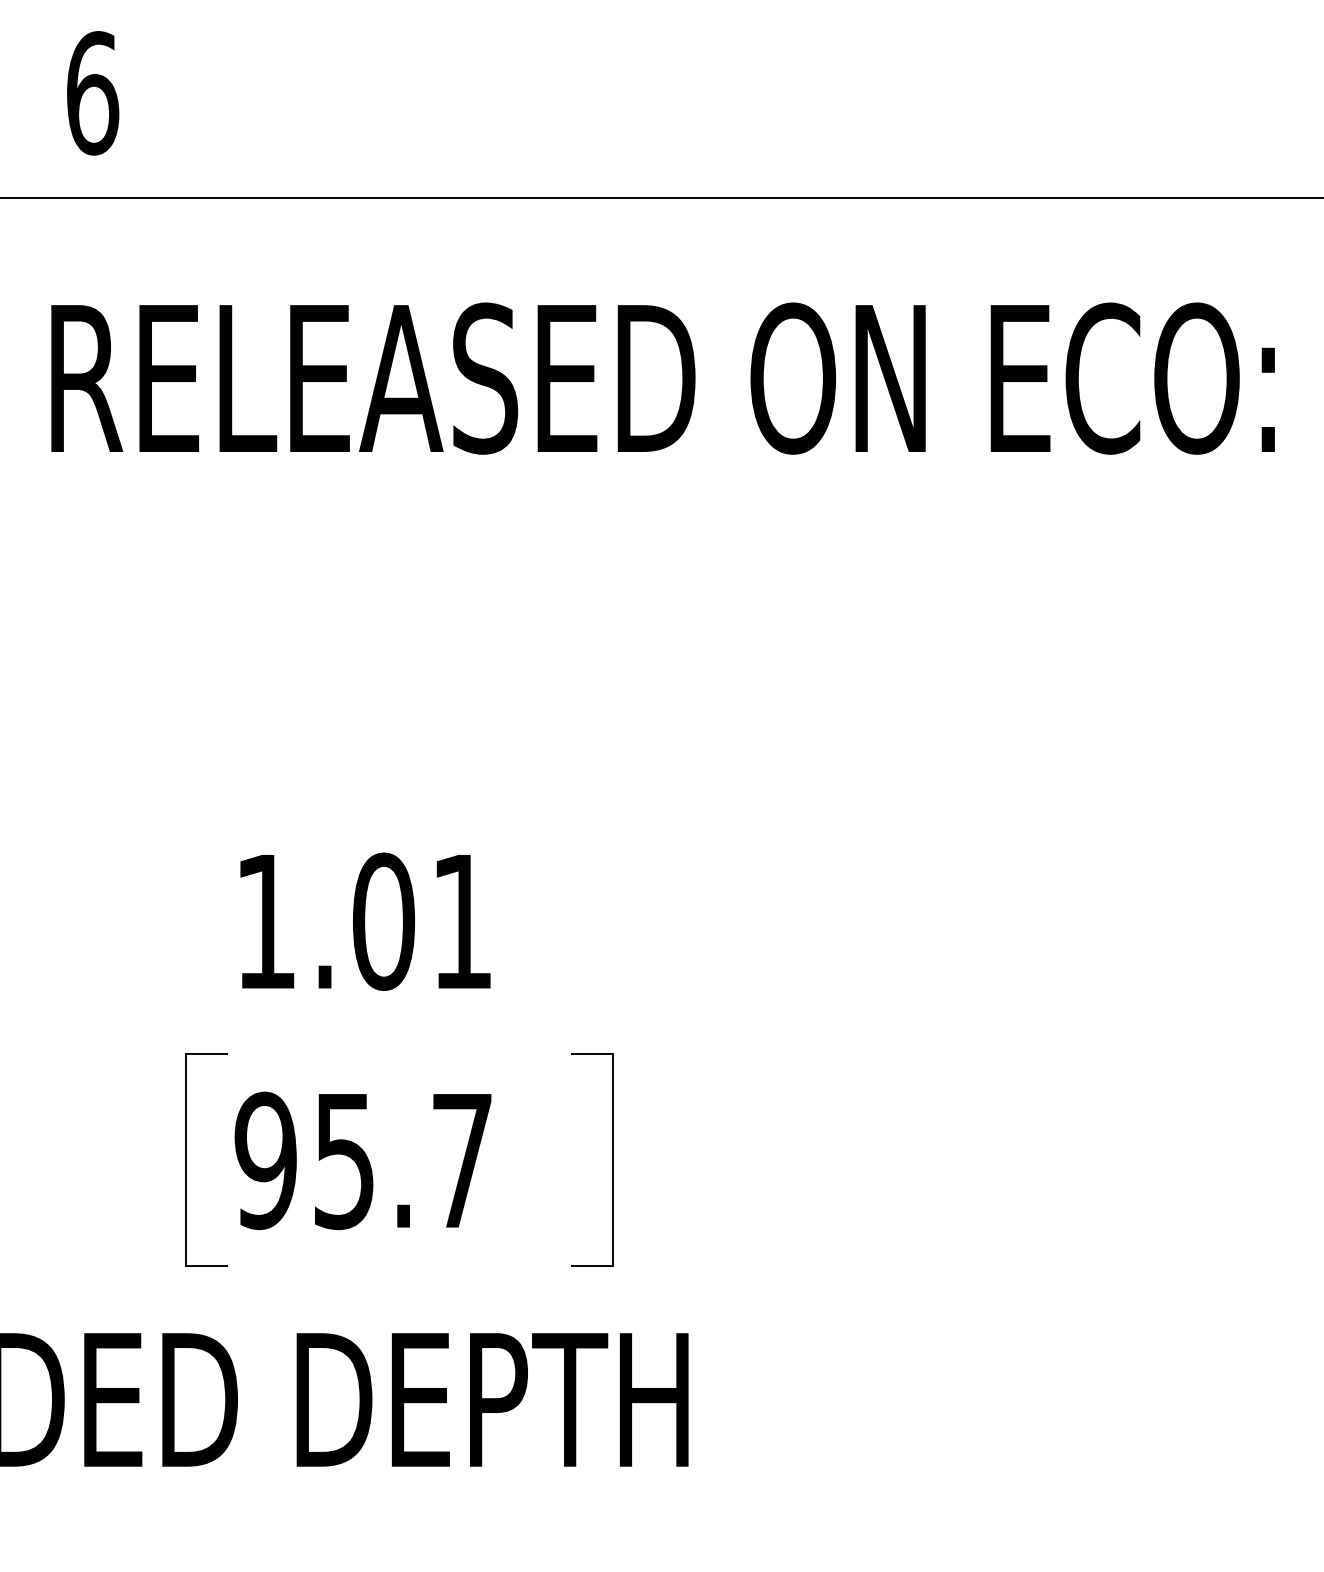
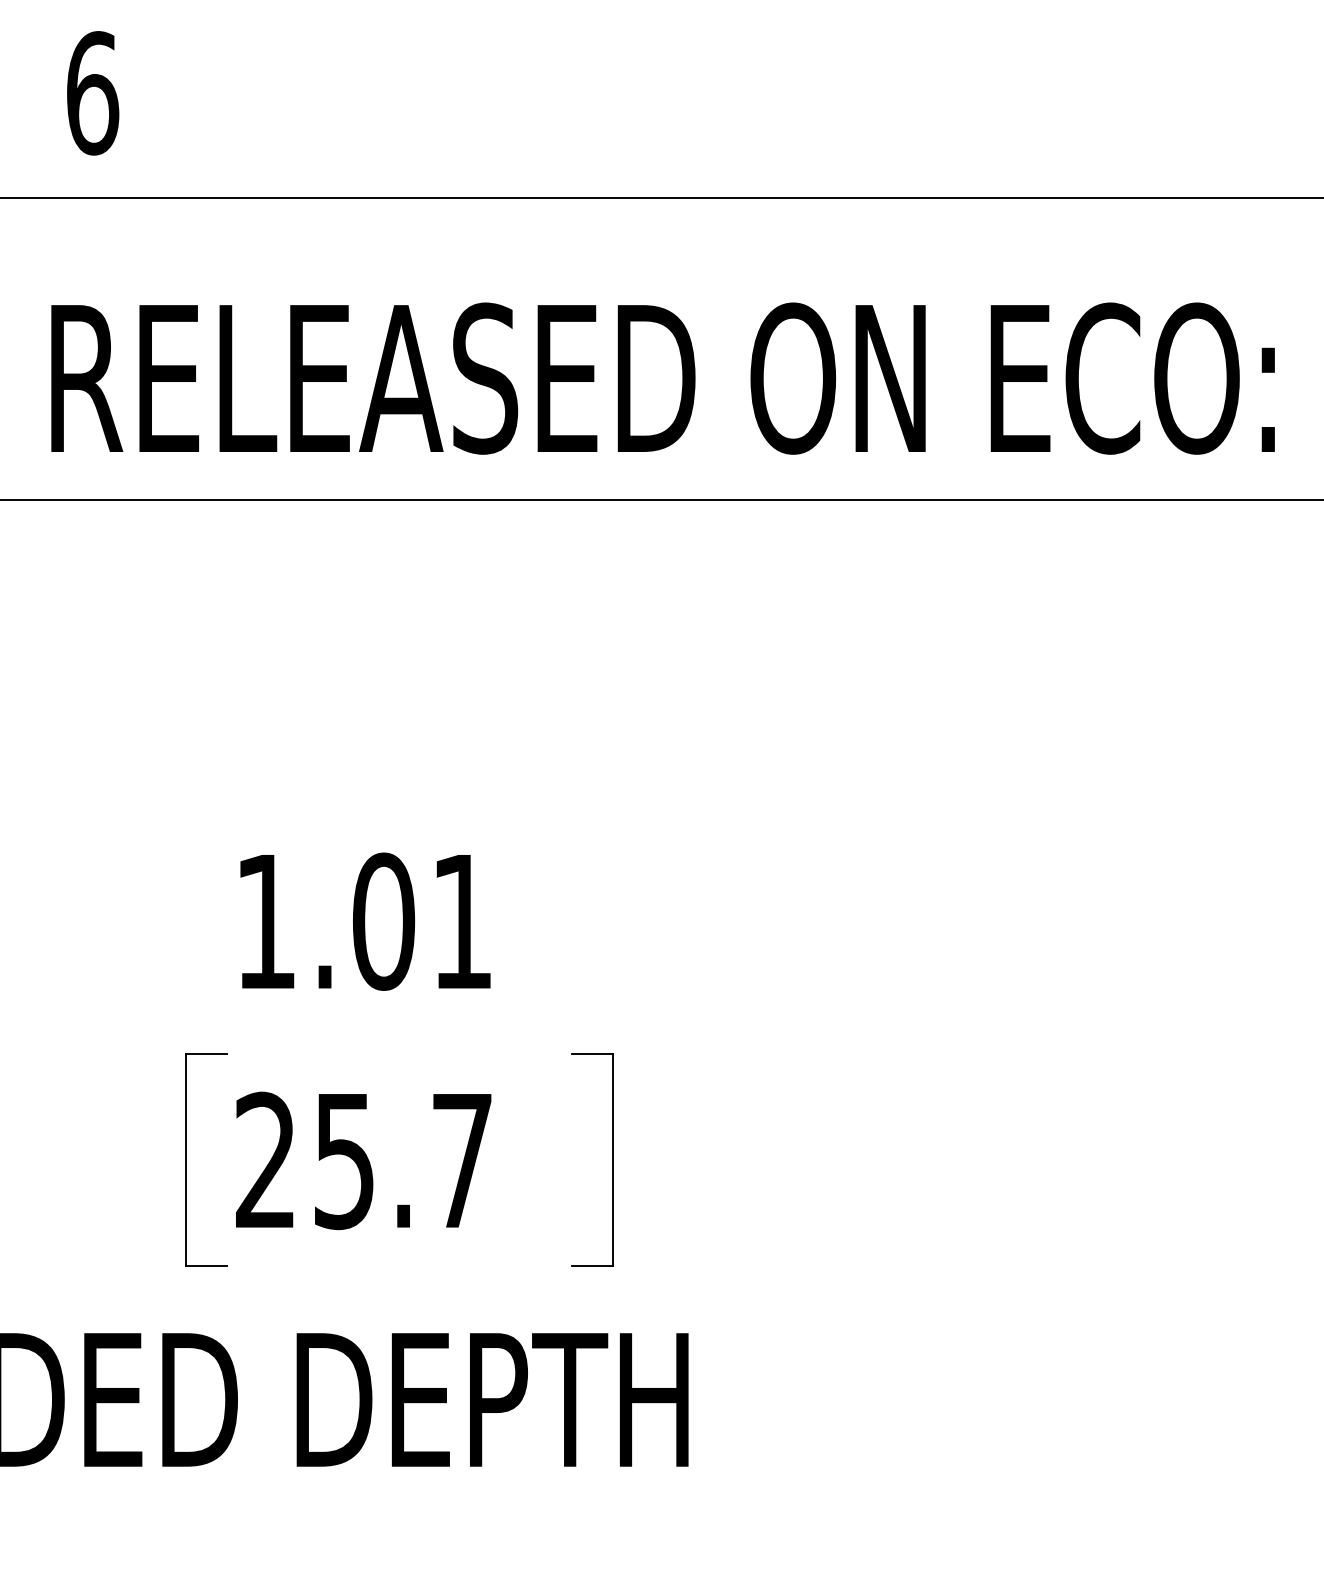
line: none -> present (661, 500)
text: 95.7 -> 25.7 (265, 1160)
